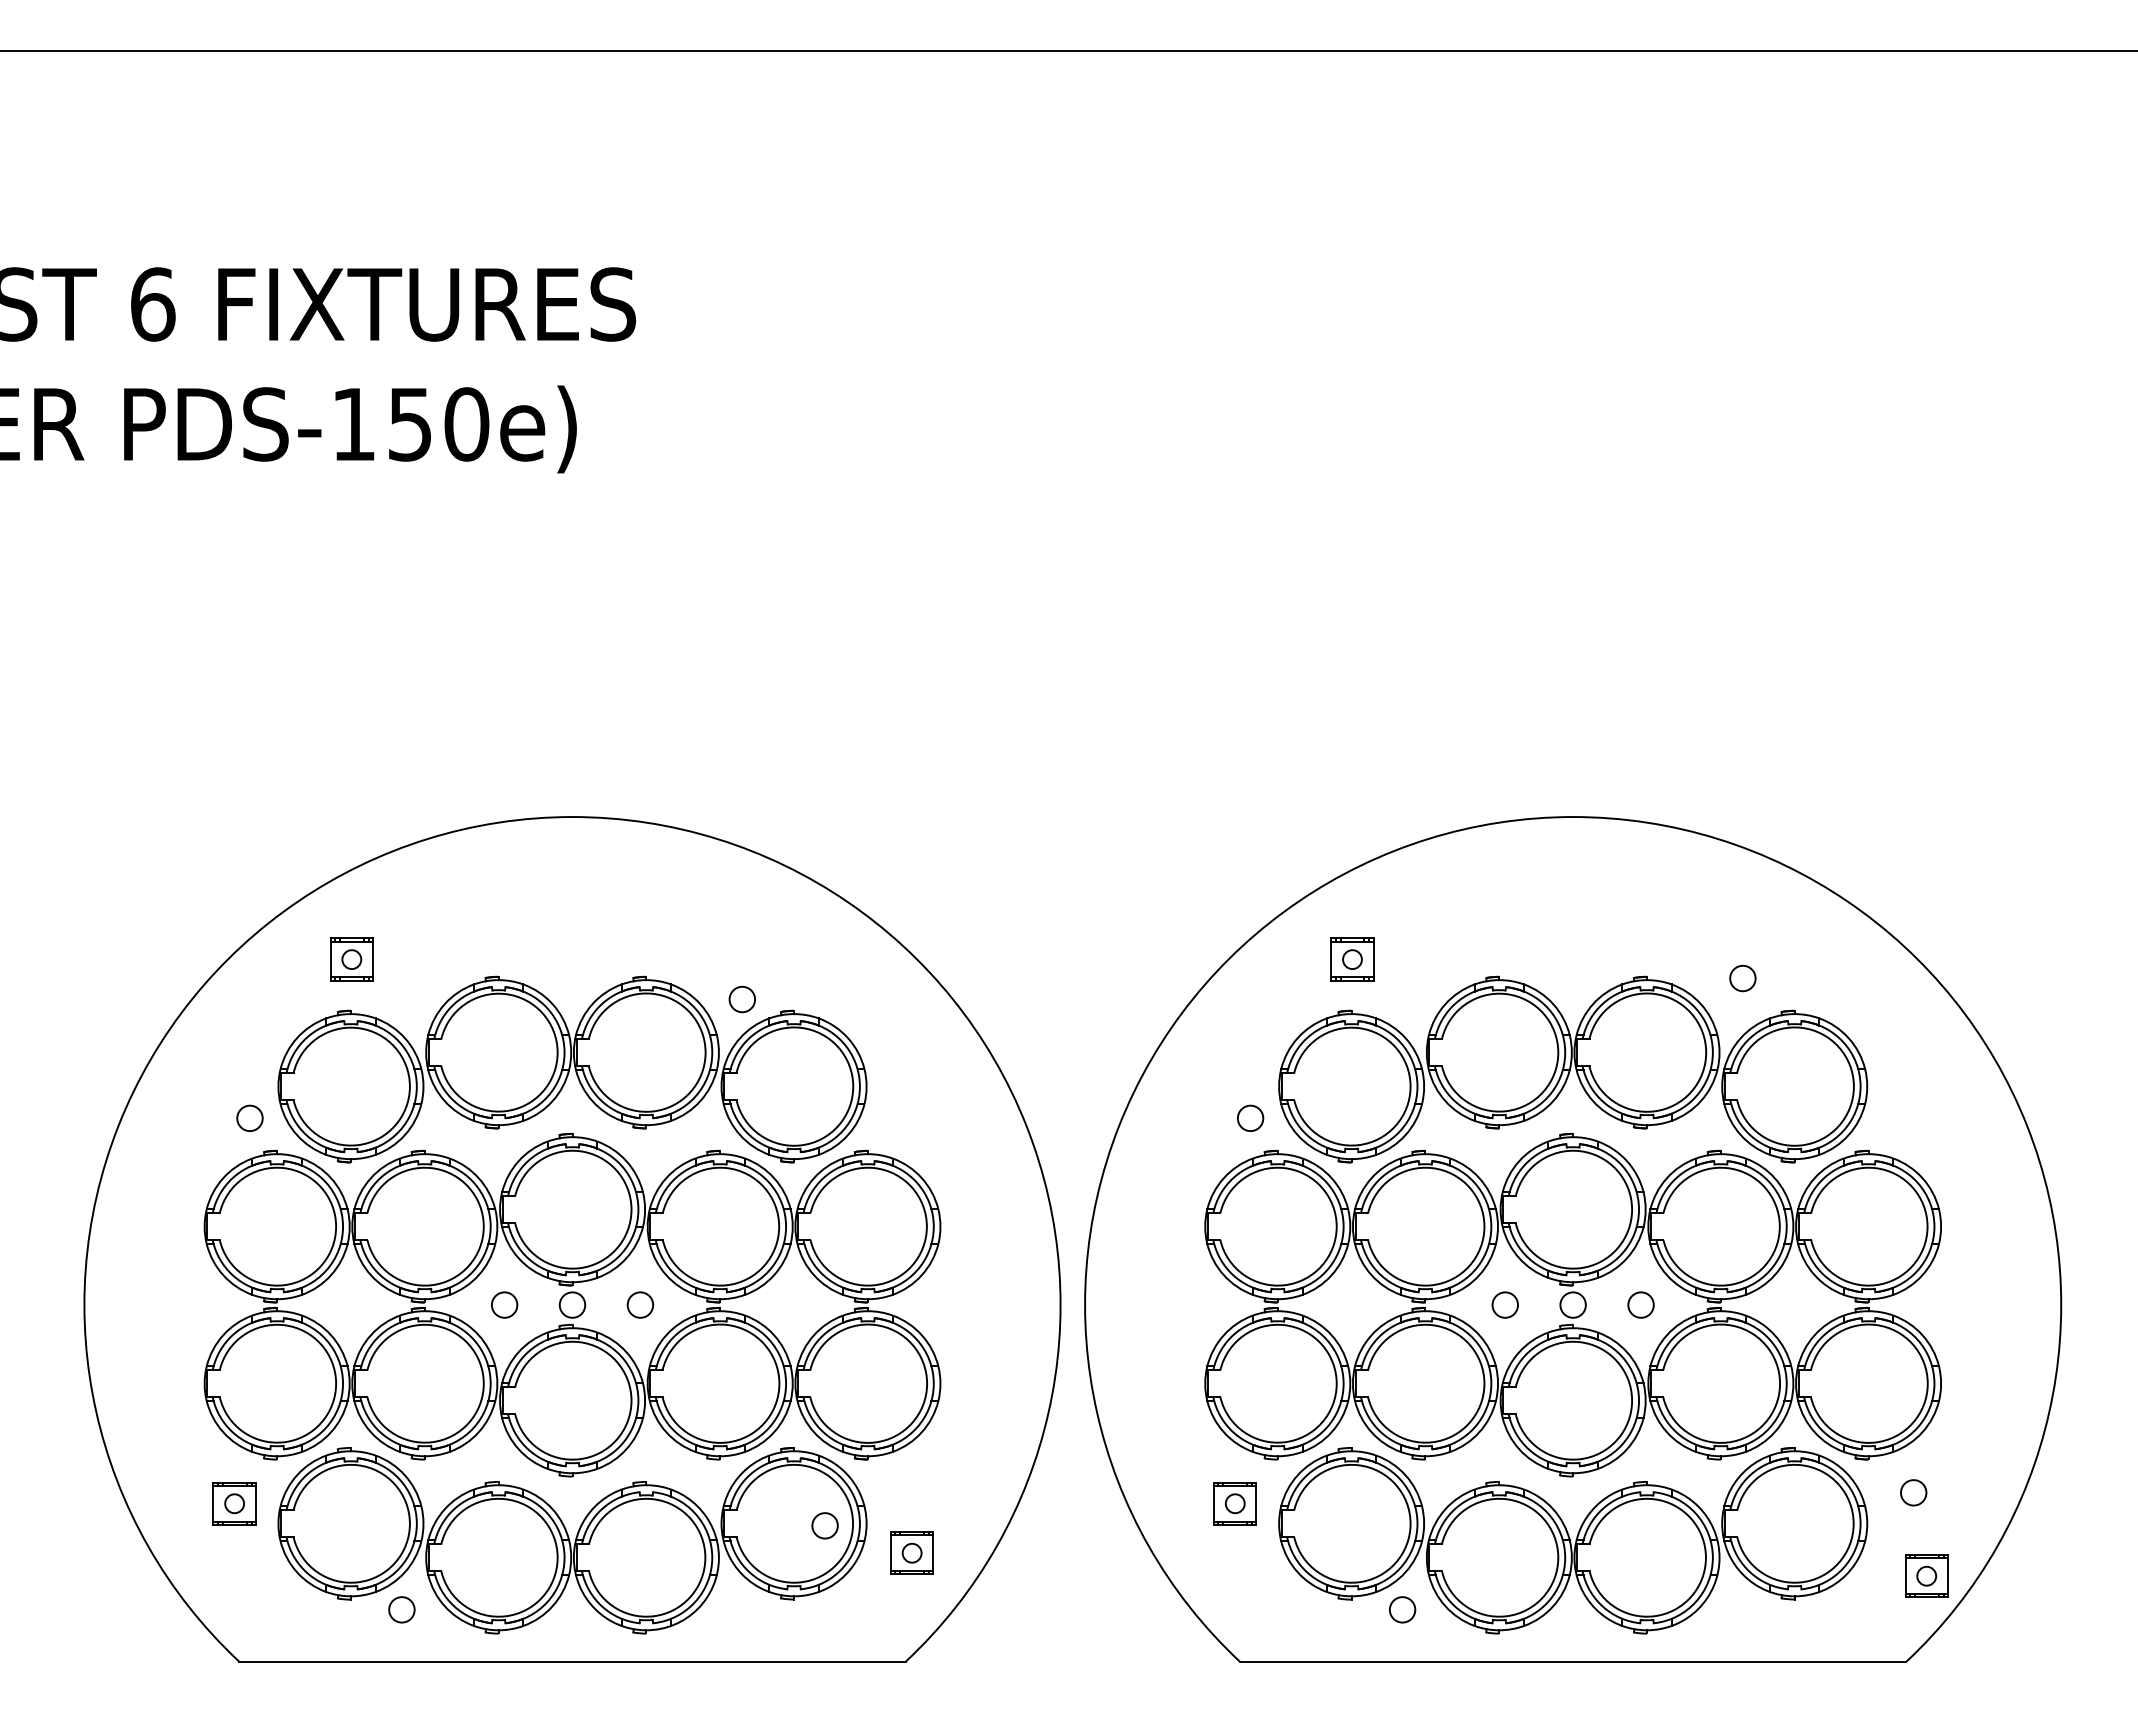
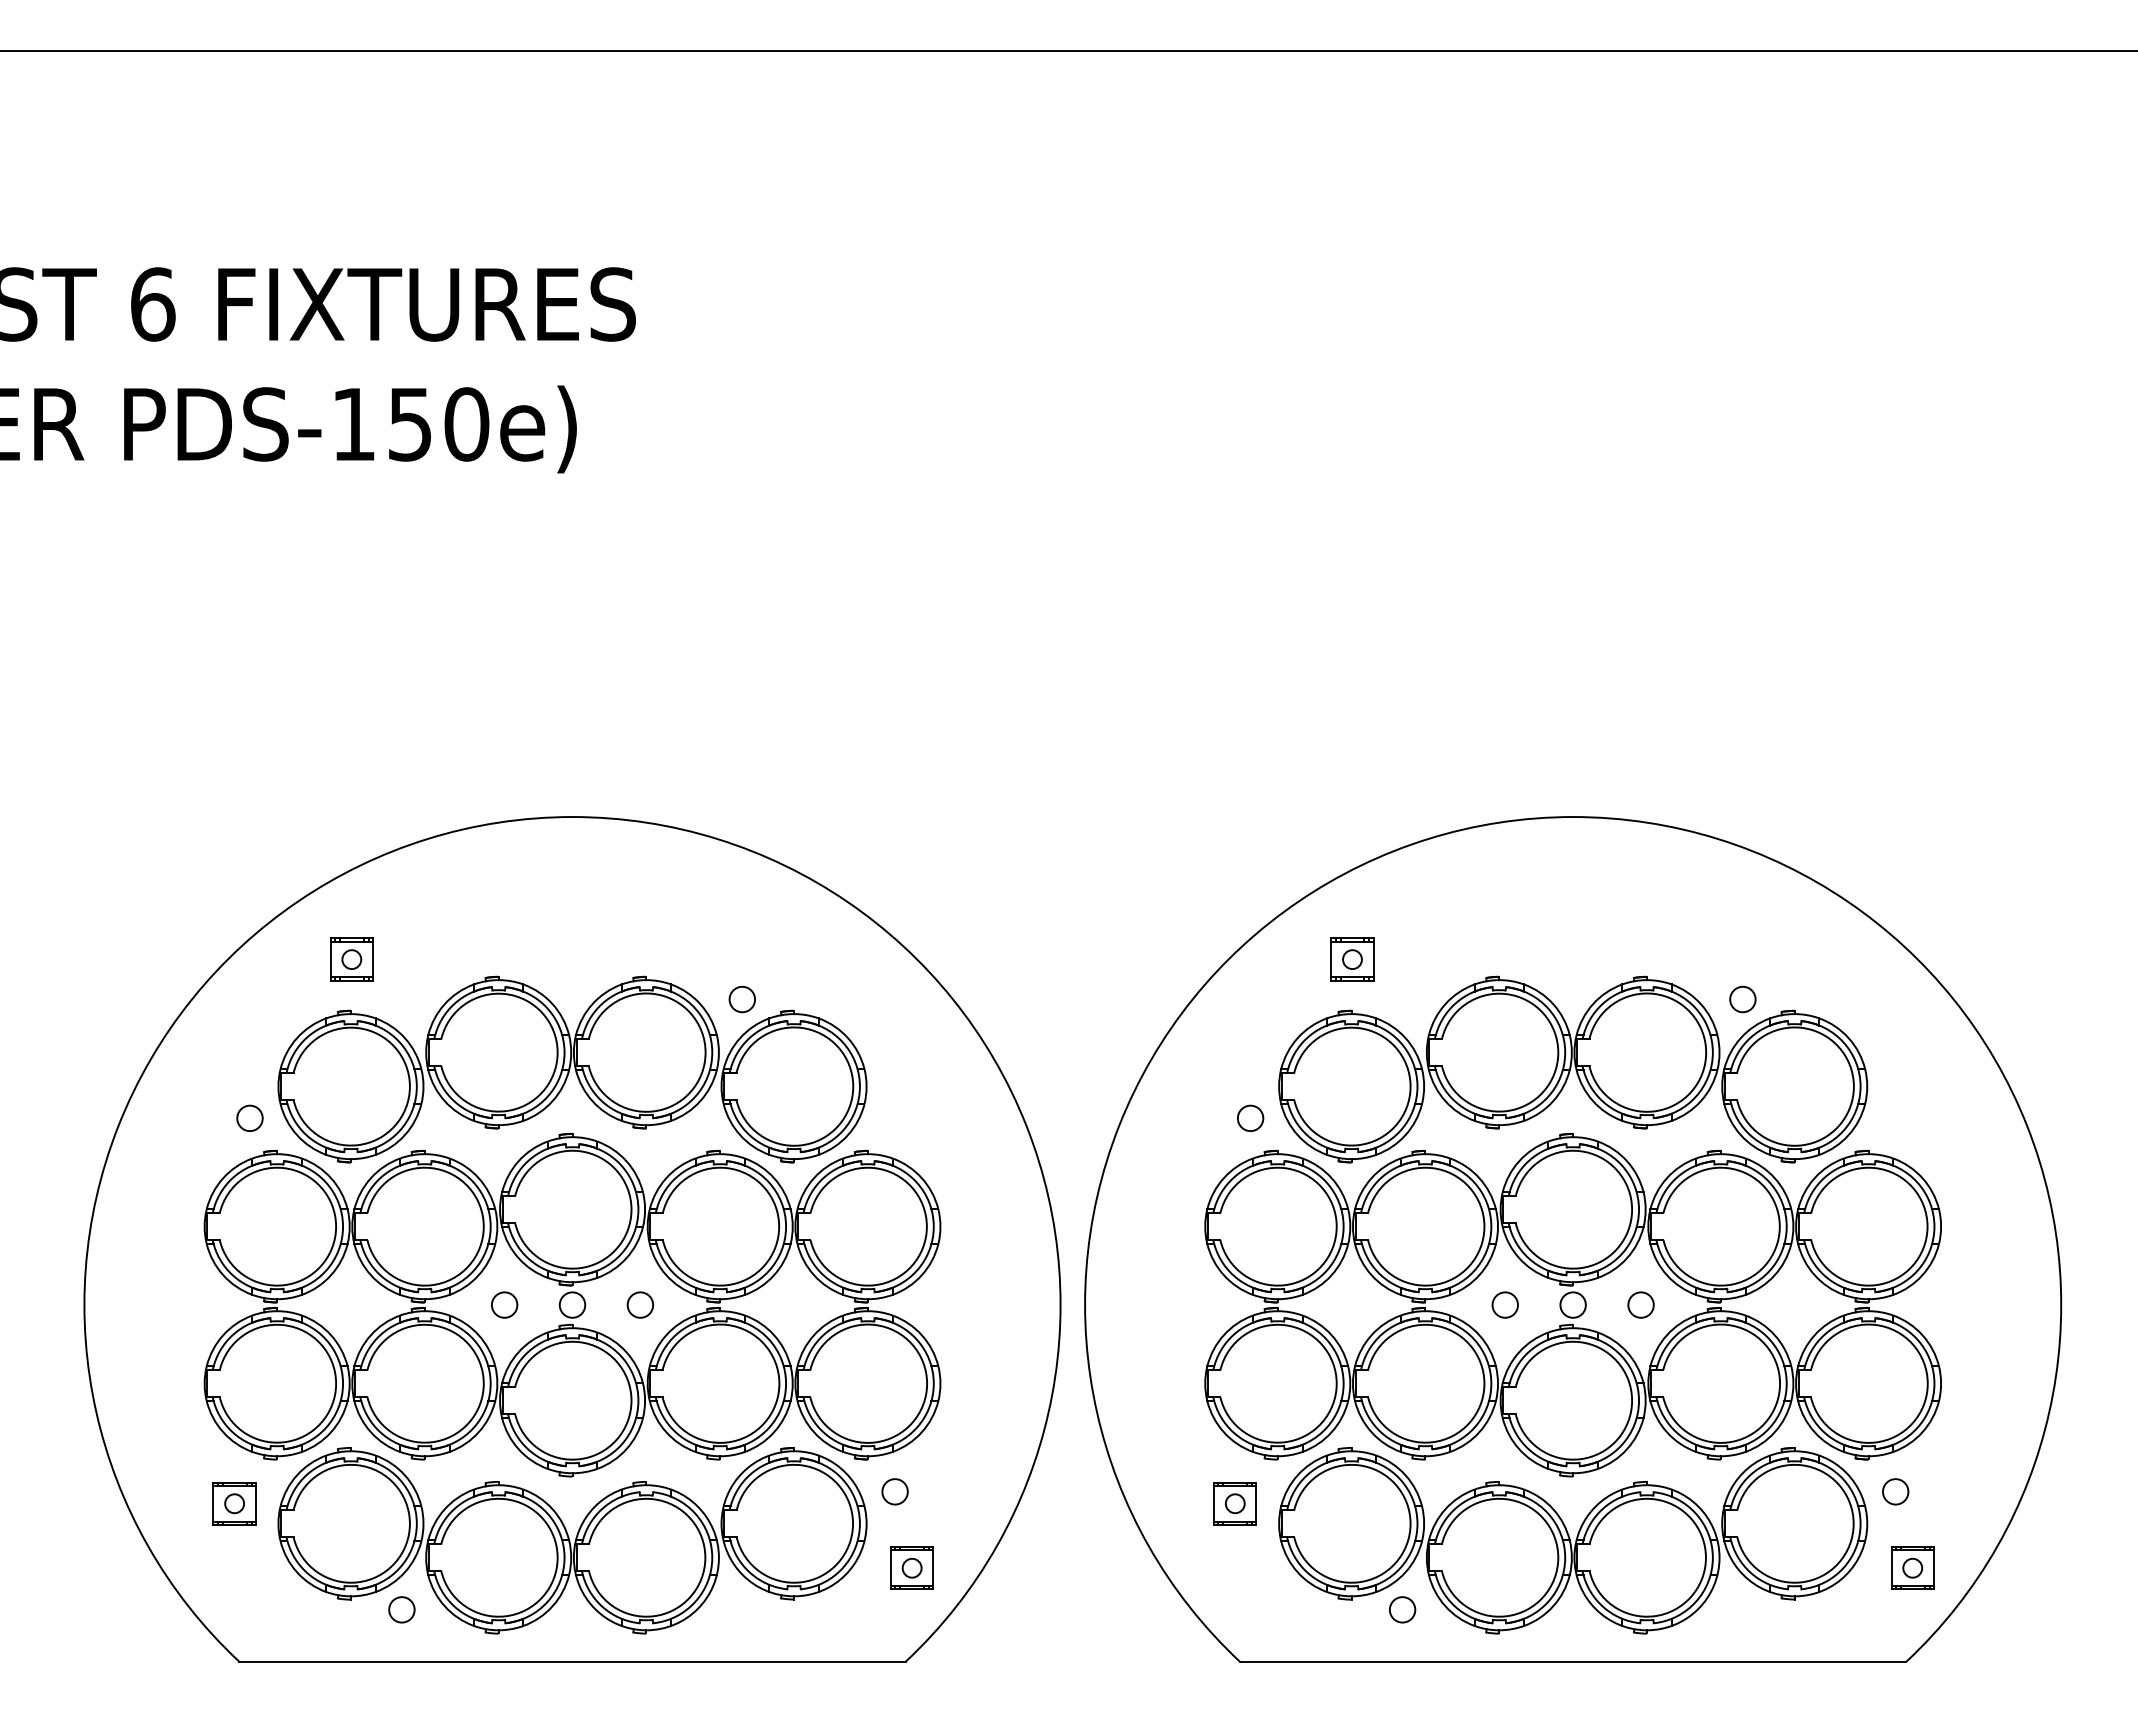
circle position: (1742, 978) -> (1742, 999) (1742, 999)
circle position: (1913, 1492) -> (1895, 1491) (1895, 1491)
circle position: (824, 1525) -> (894, 1491) (894, 1491)
part position: (911, 1552) -> (911, 1567) (911, 1567)
part position: (1926, 1575) -> (1912, 1567) (1912, 1567)
